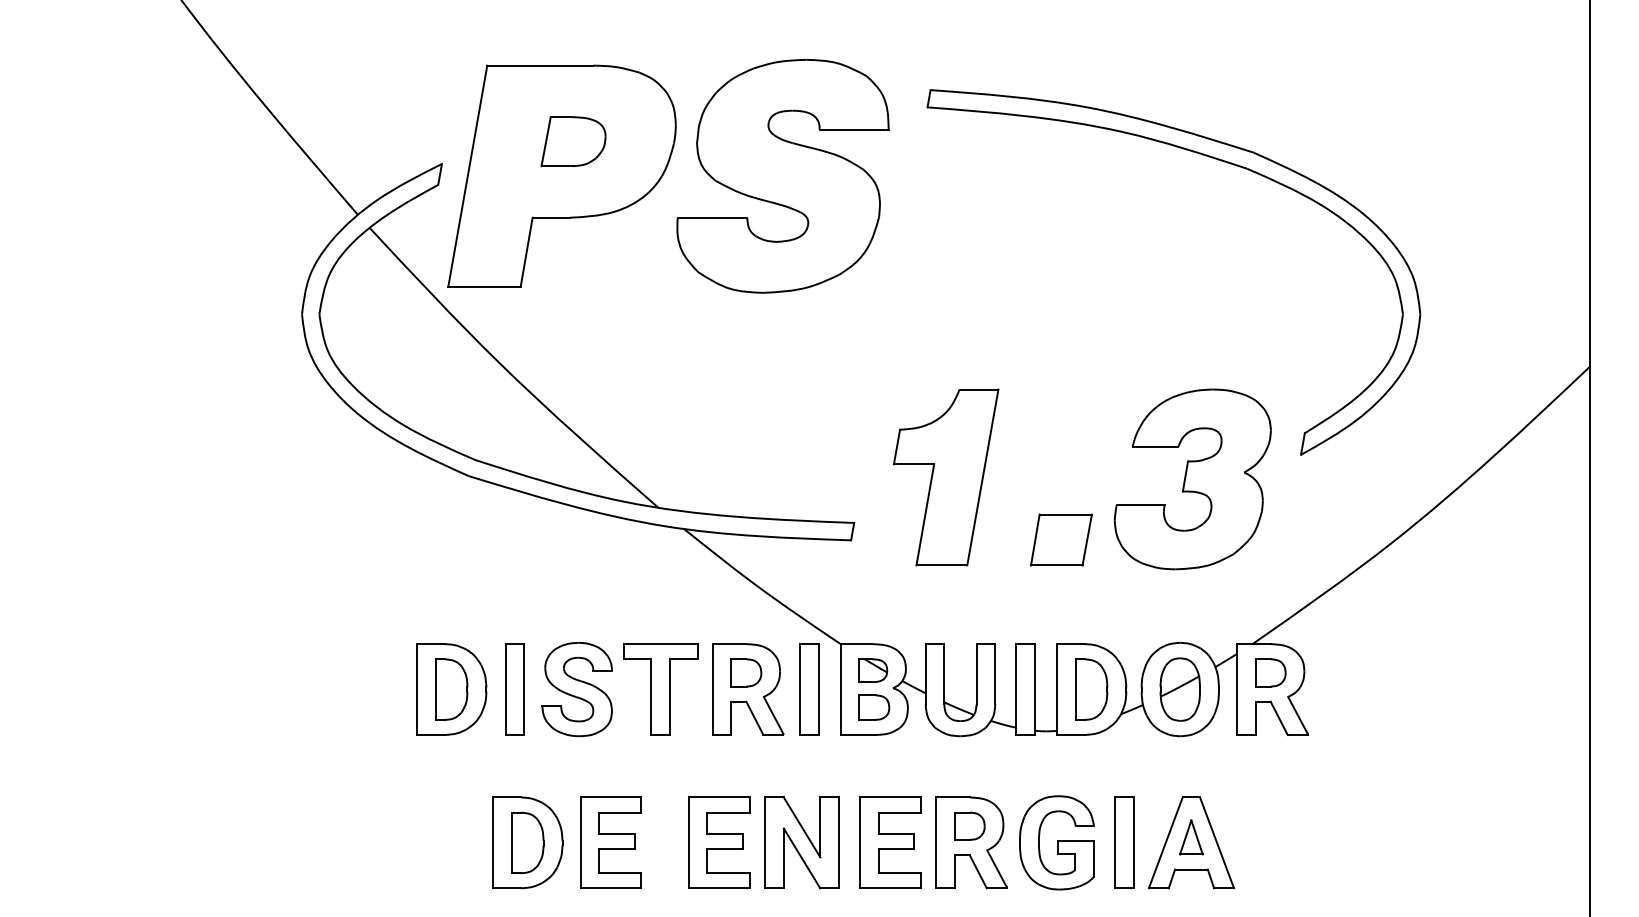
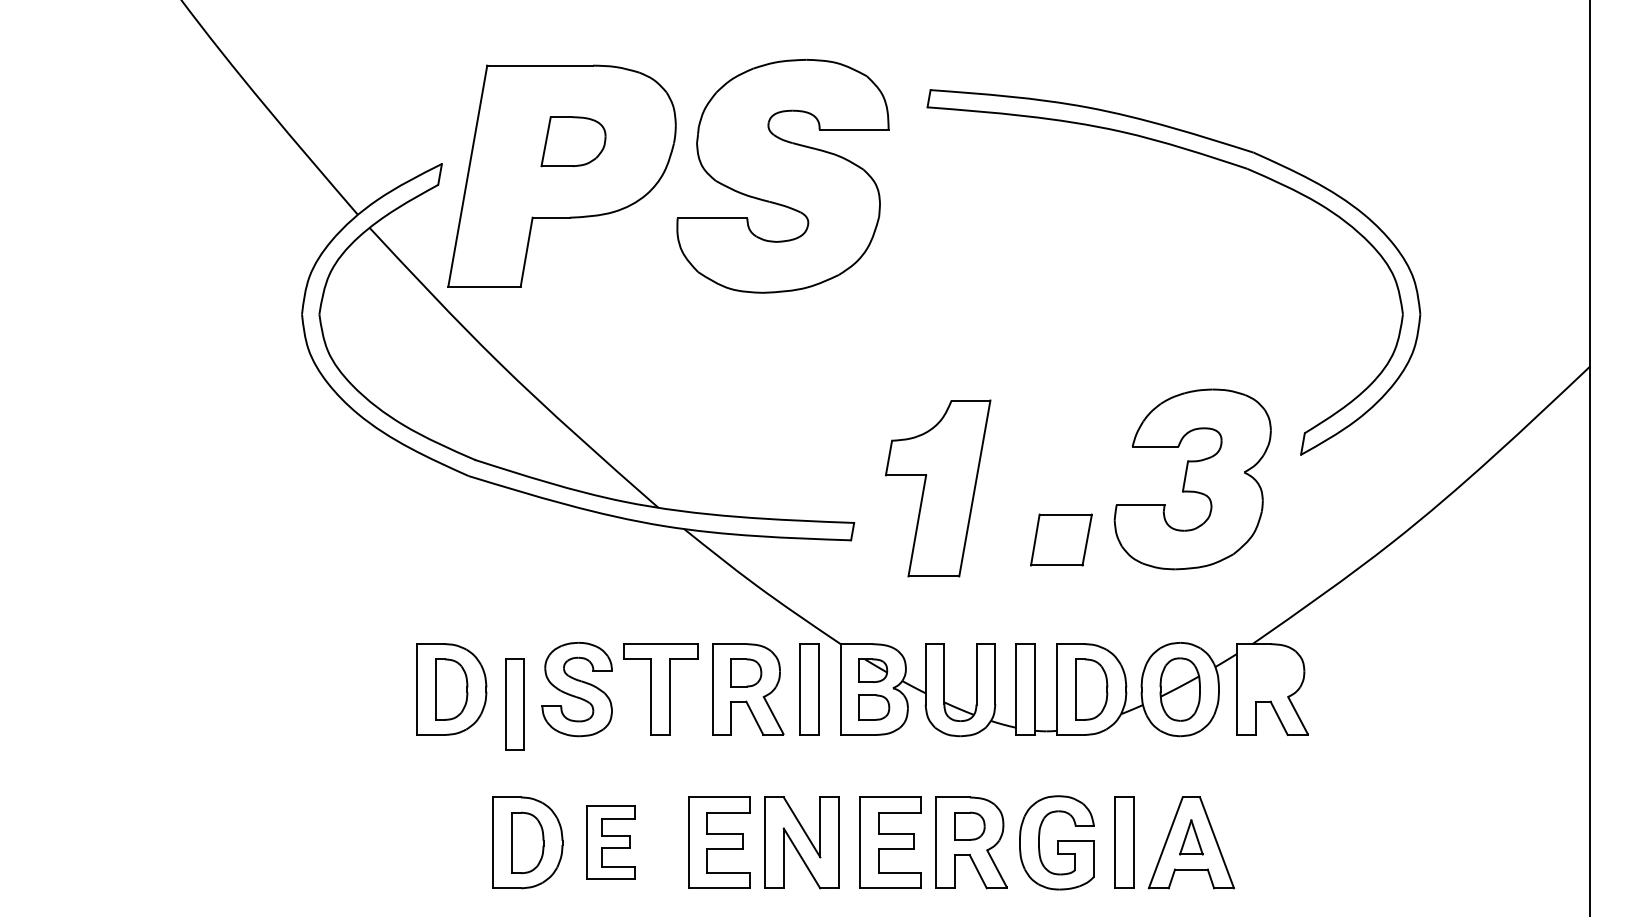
part position: (946, 477) -> (938, 488) (938, 488)
part: present -> none (1270, 672)
part position: (514, 689) -> (514, 704) (514, 704)
part size: 62x93 px -> 50x75 px (610, 842)
